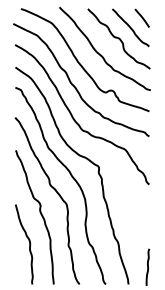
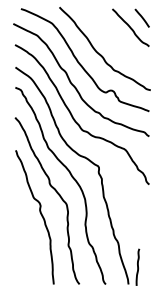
curve: present -> none (118, 38)
curve: present -> none (28, 241)
line position: (147, 266) -> (137, 266) (137, 266)
